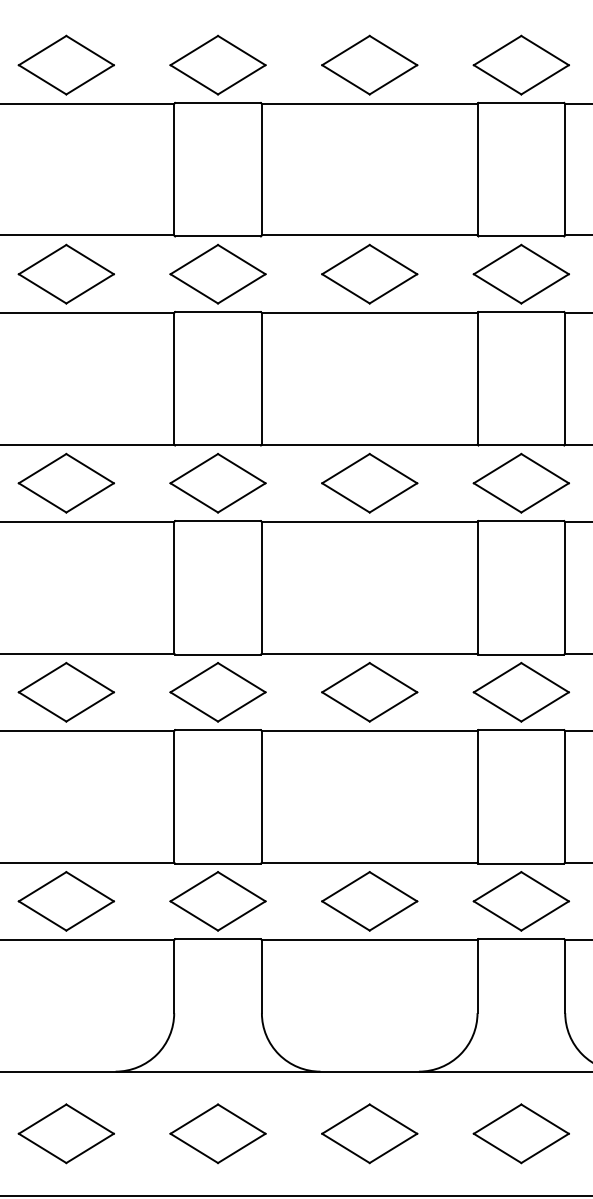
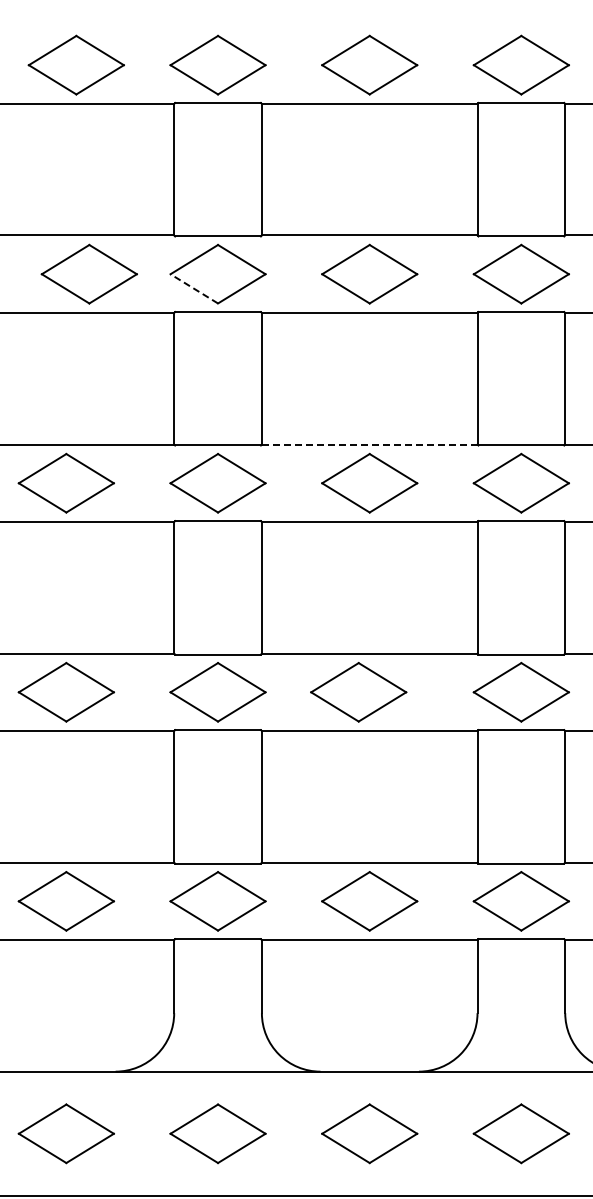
part position: (65, 64) -> (75, 64) (75, 64)
part position: (65, 273) -> (88, 273) (88, 273)
line: solid -> dashed (194, 288)
line: solid -> dashed (369, 444)
part position: (369, 692) -> (358, 692) (358, 692)
